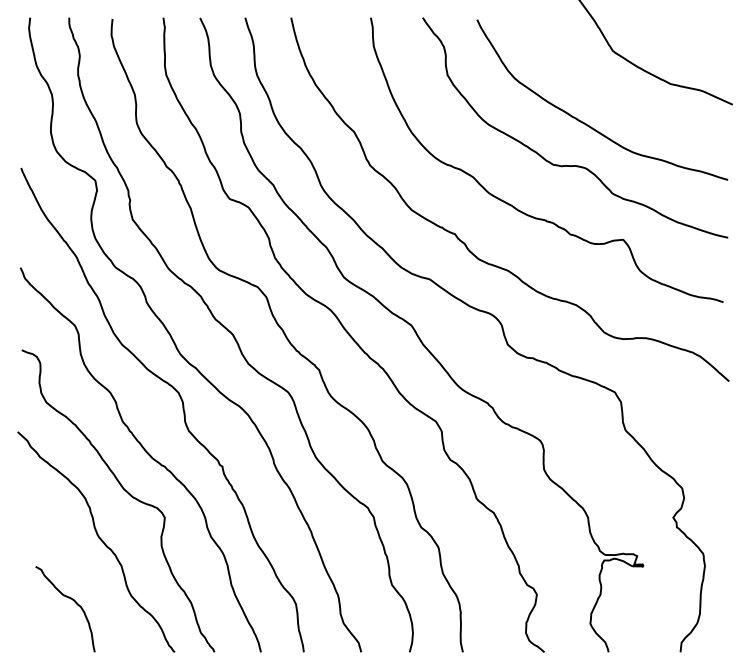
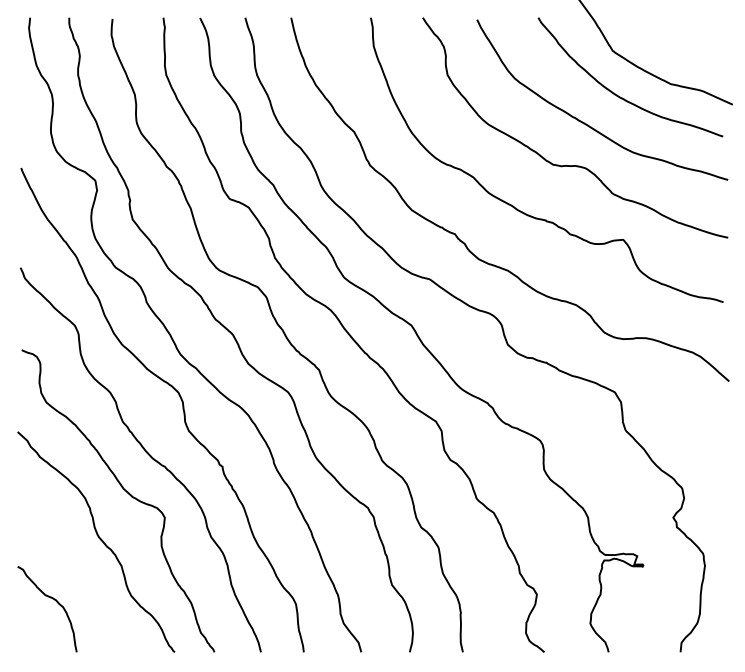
curve: none -> present (617, 94)
curve position: (70, 599) -> (52, 599) (52, 599)
